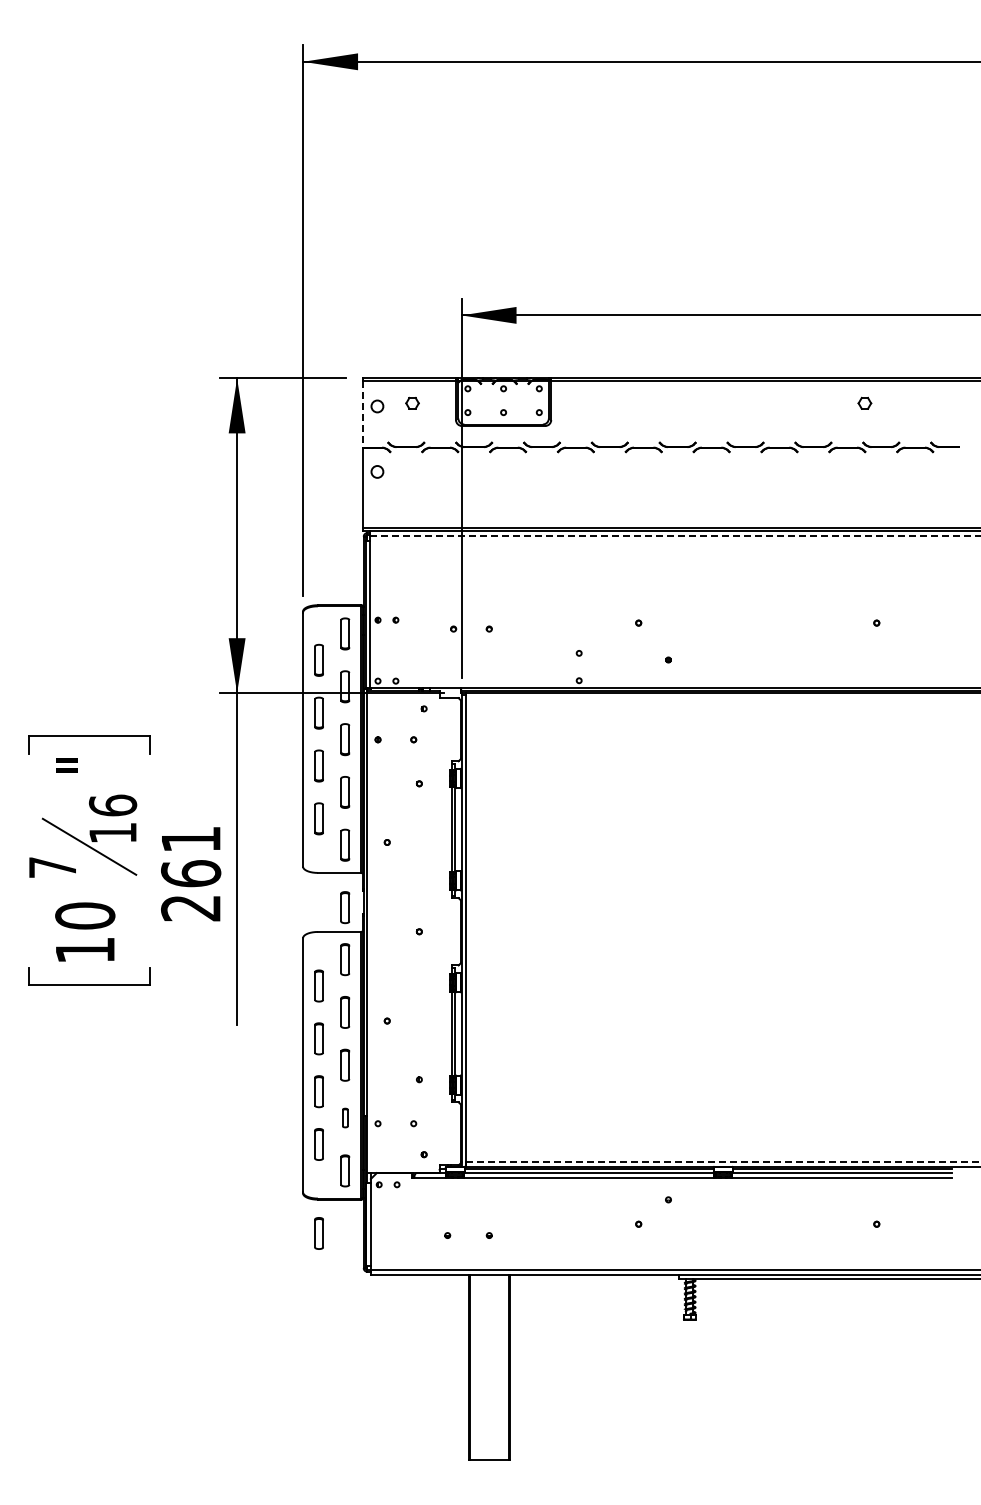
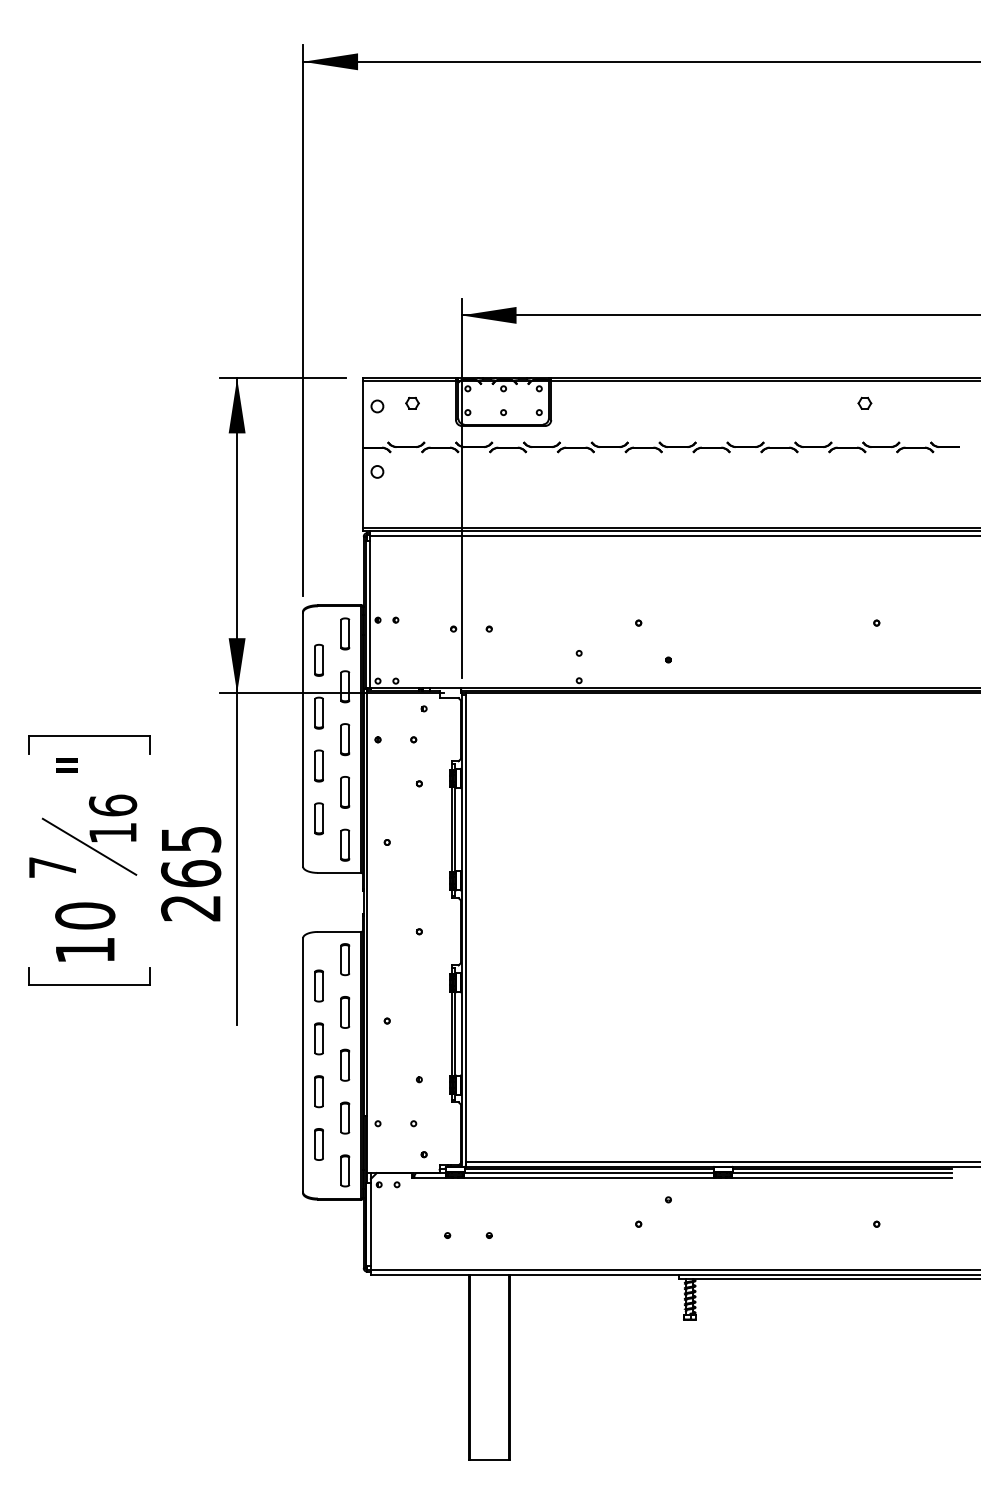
line: dashed -> solid (363, 414)
line: dashed -> solid (675, 535)
text: 261 -> 265 (191, 839)
part: present -> none (345, 907)
part size: 7x22 px -> 11x34 px (345, 1117)
line: dashed -> solid (723, 1162)
part: present -> none (318, 1233)
